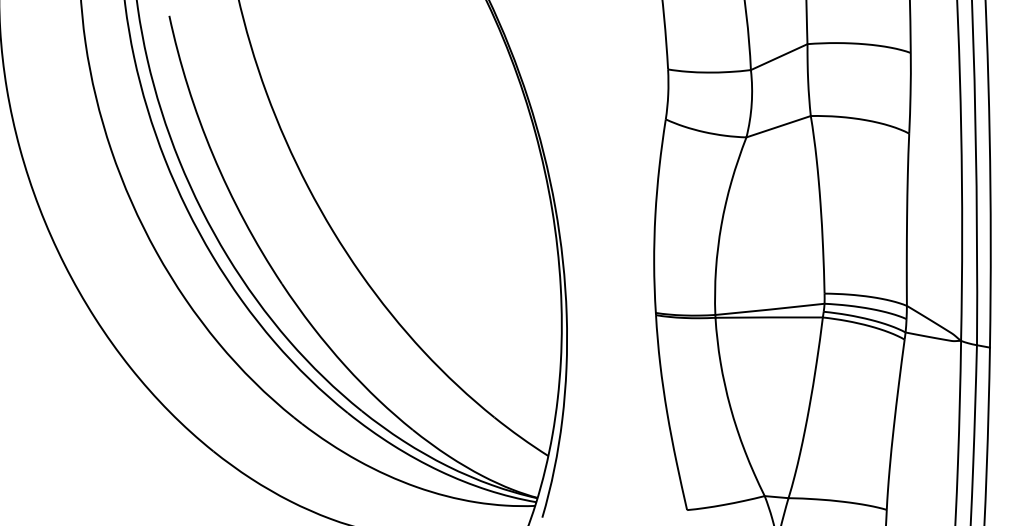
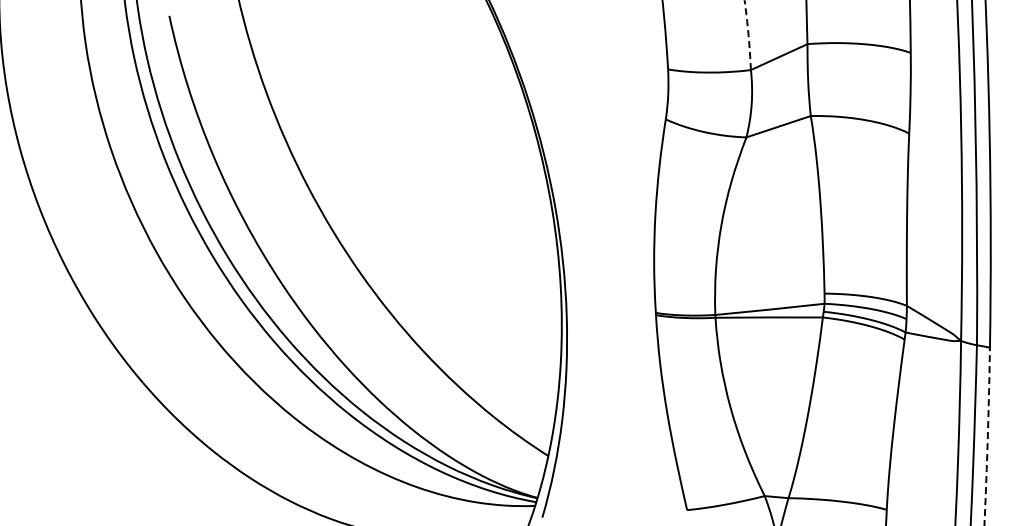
arc: solid -> dashed (748, 35)
arc: solid -> dashed (987, 436)
